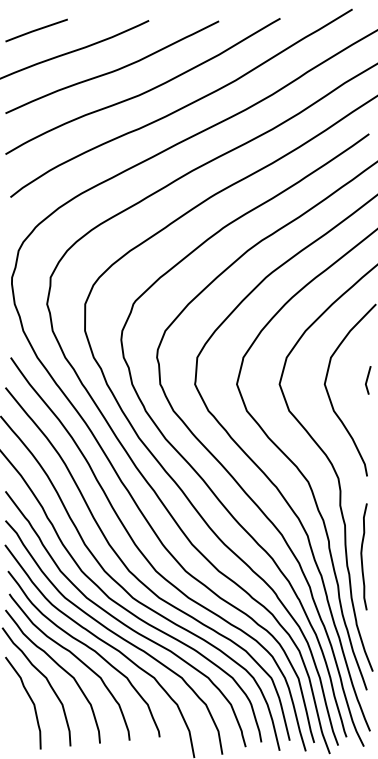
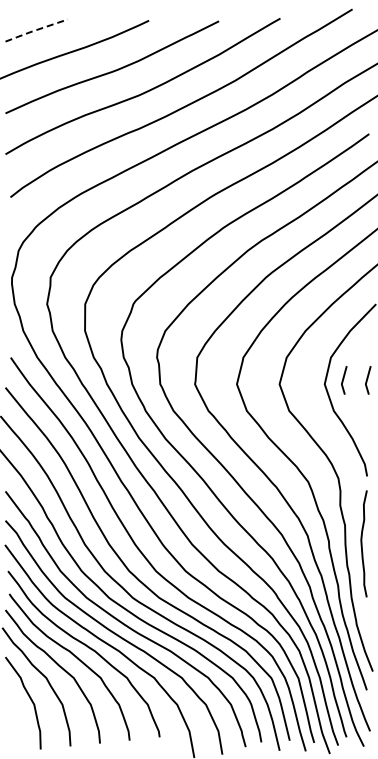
line: solid -> dashed (35, 30)
line: none -> present (344, 379)
curve position: (362, 556) -> (362, 543) (362, 543)
